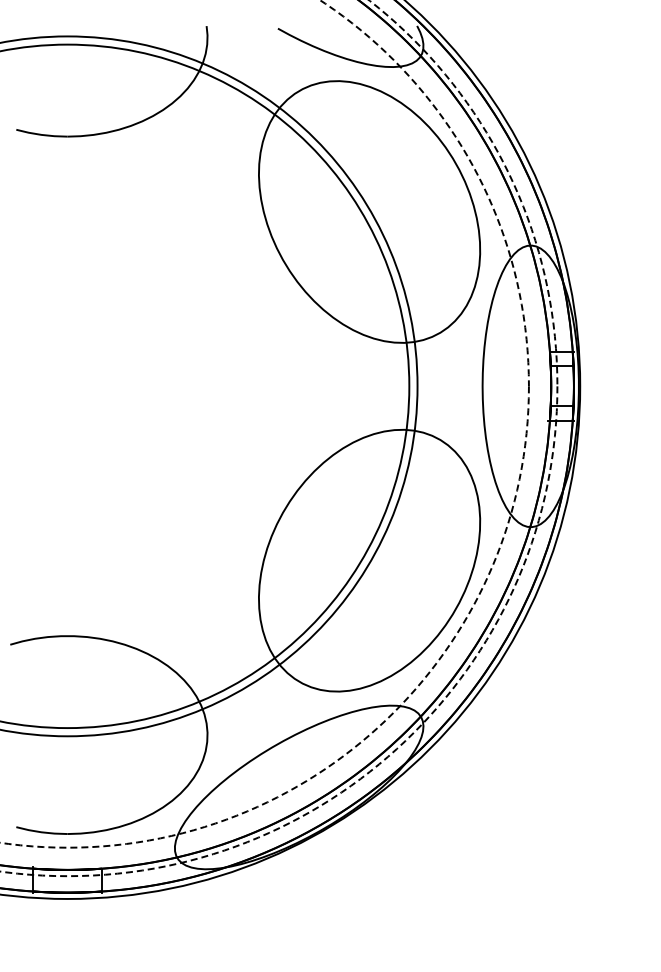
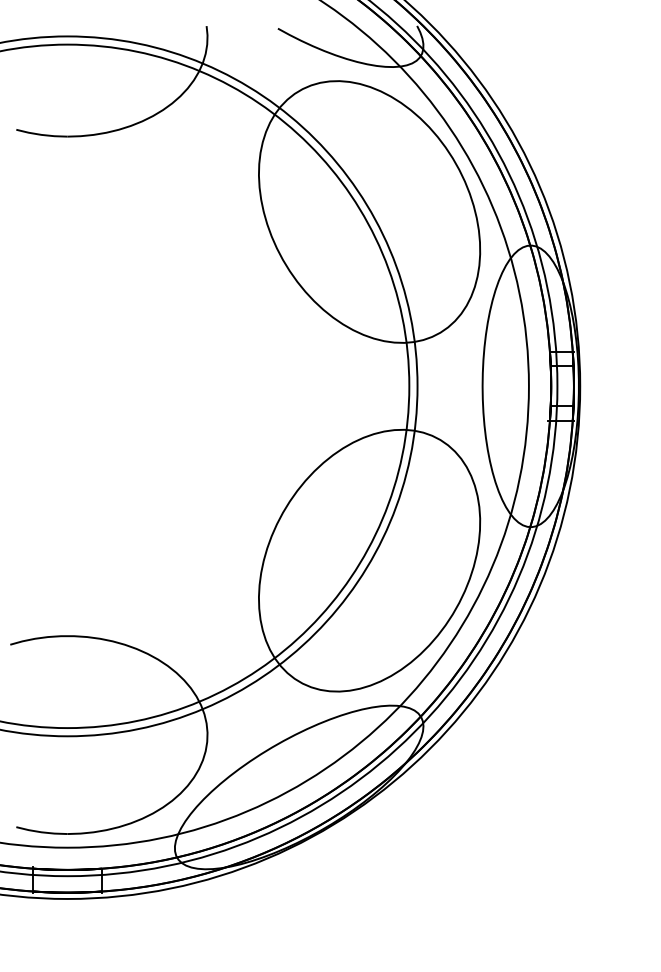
circle: dashed -> solid (264, 423)
circle: dashed -> solid (278, 438)
